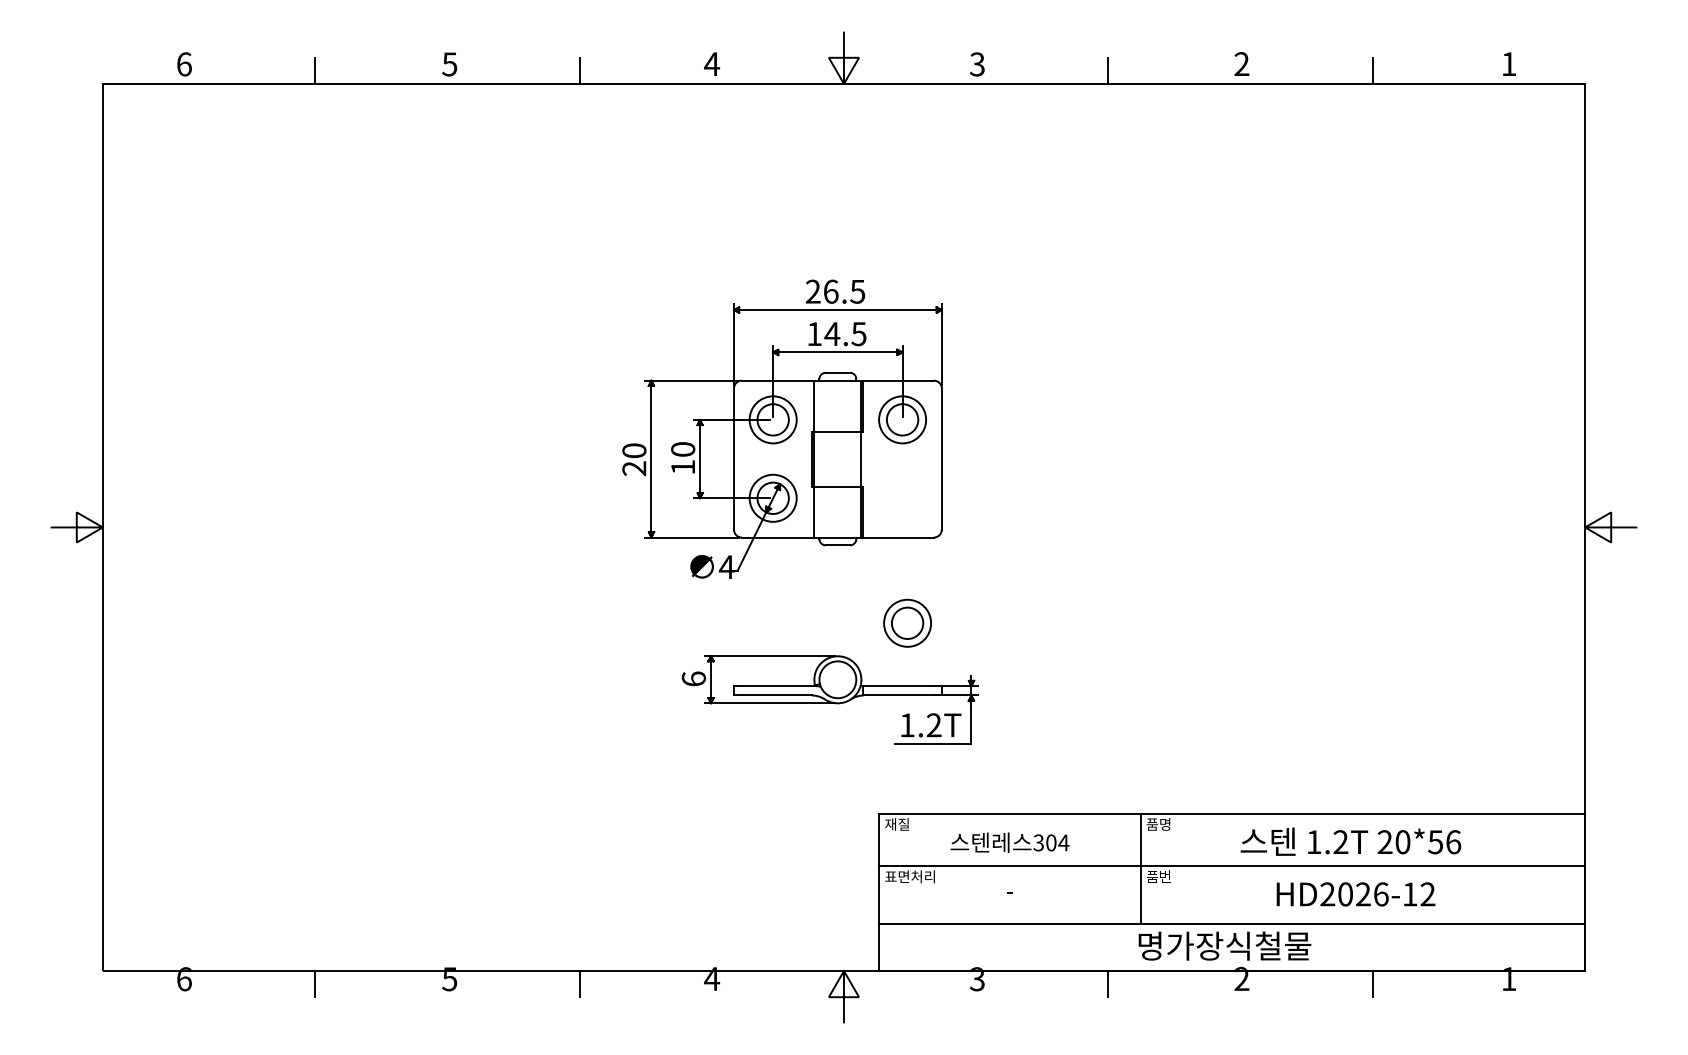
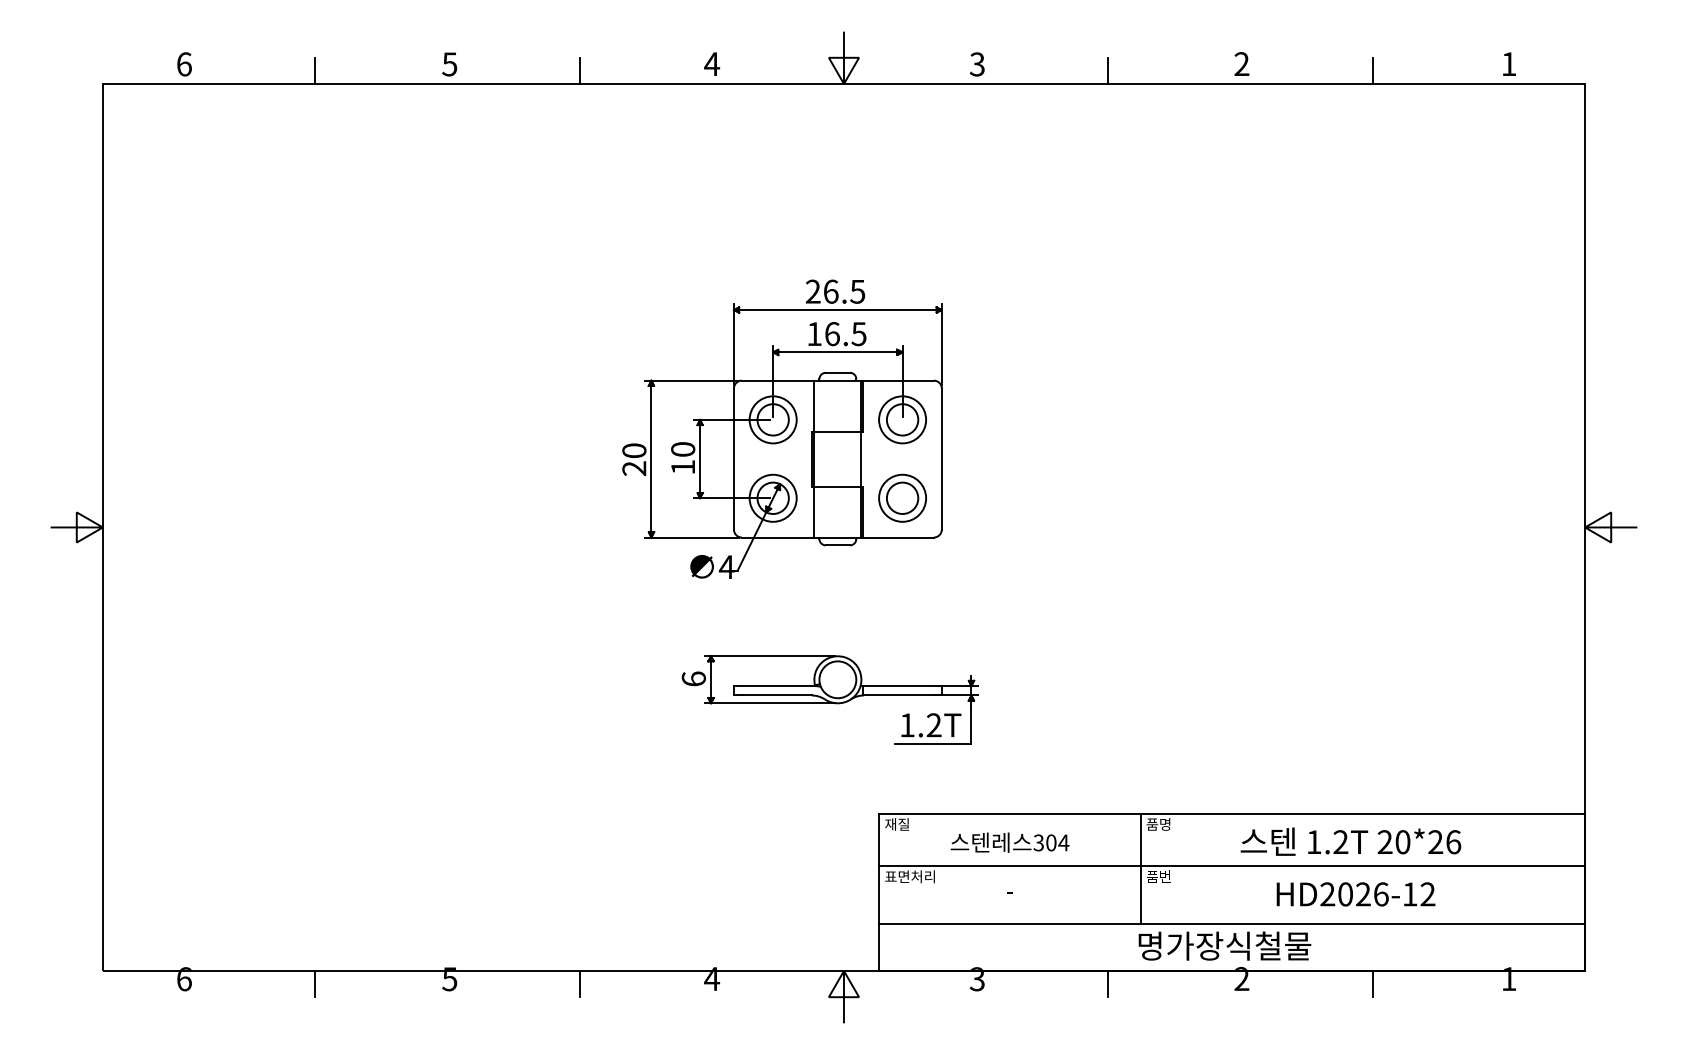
text: 14.5 -> 16.5 (832, 334)
part position: (907, 622) -> (902, 497) (902, 497)
text: 20*56 -> 20*26 (1435, 842)
